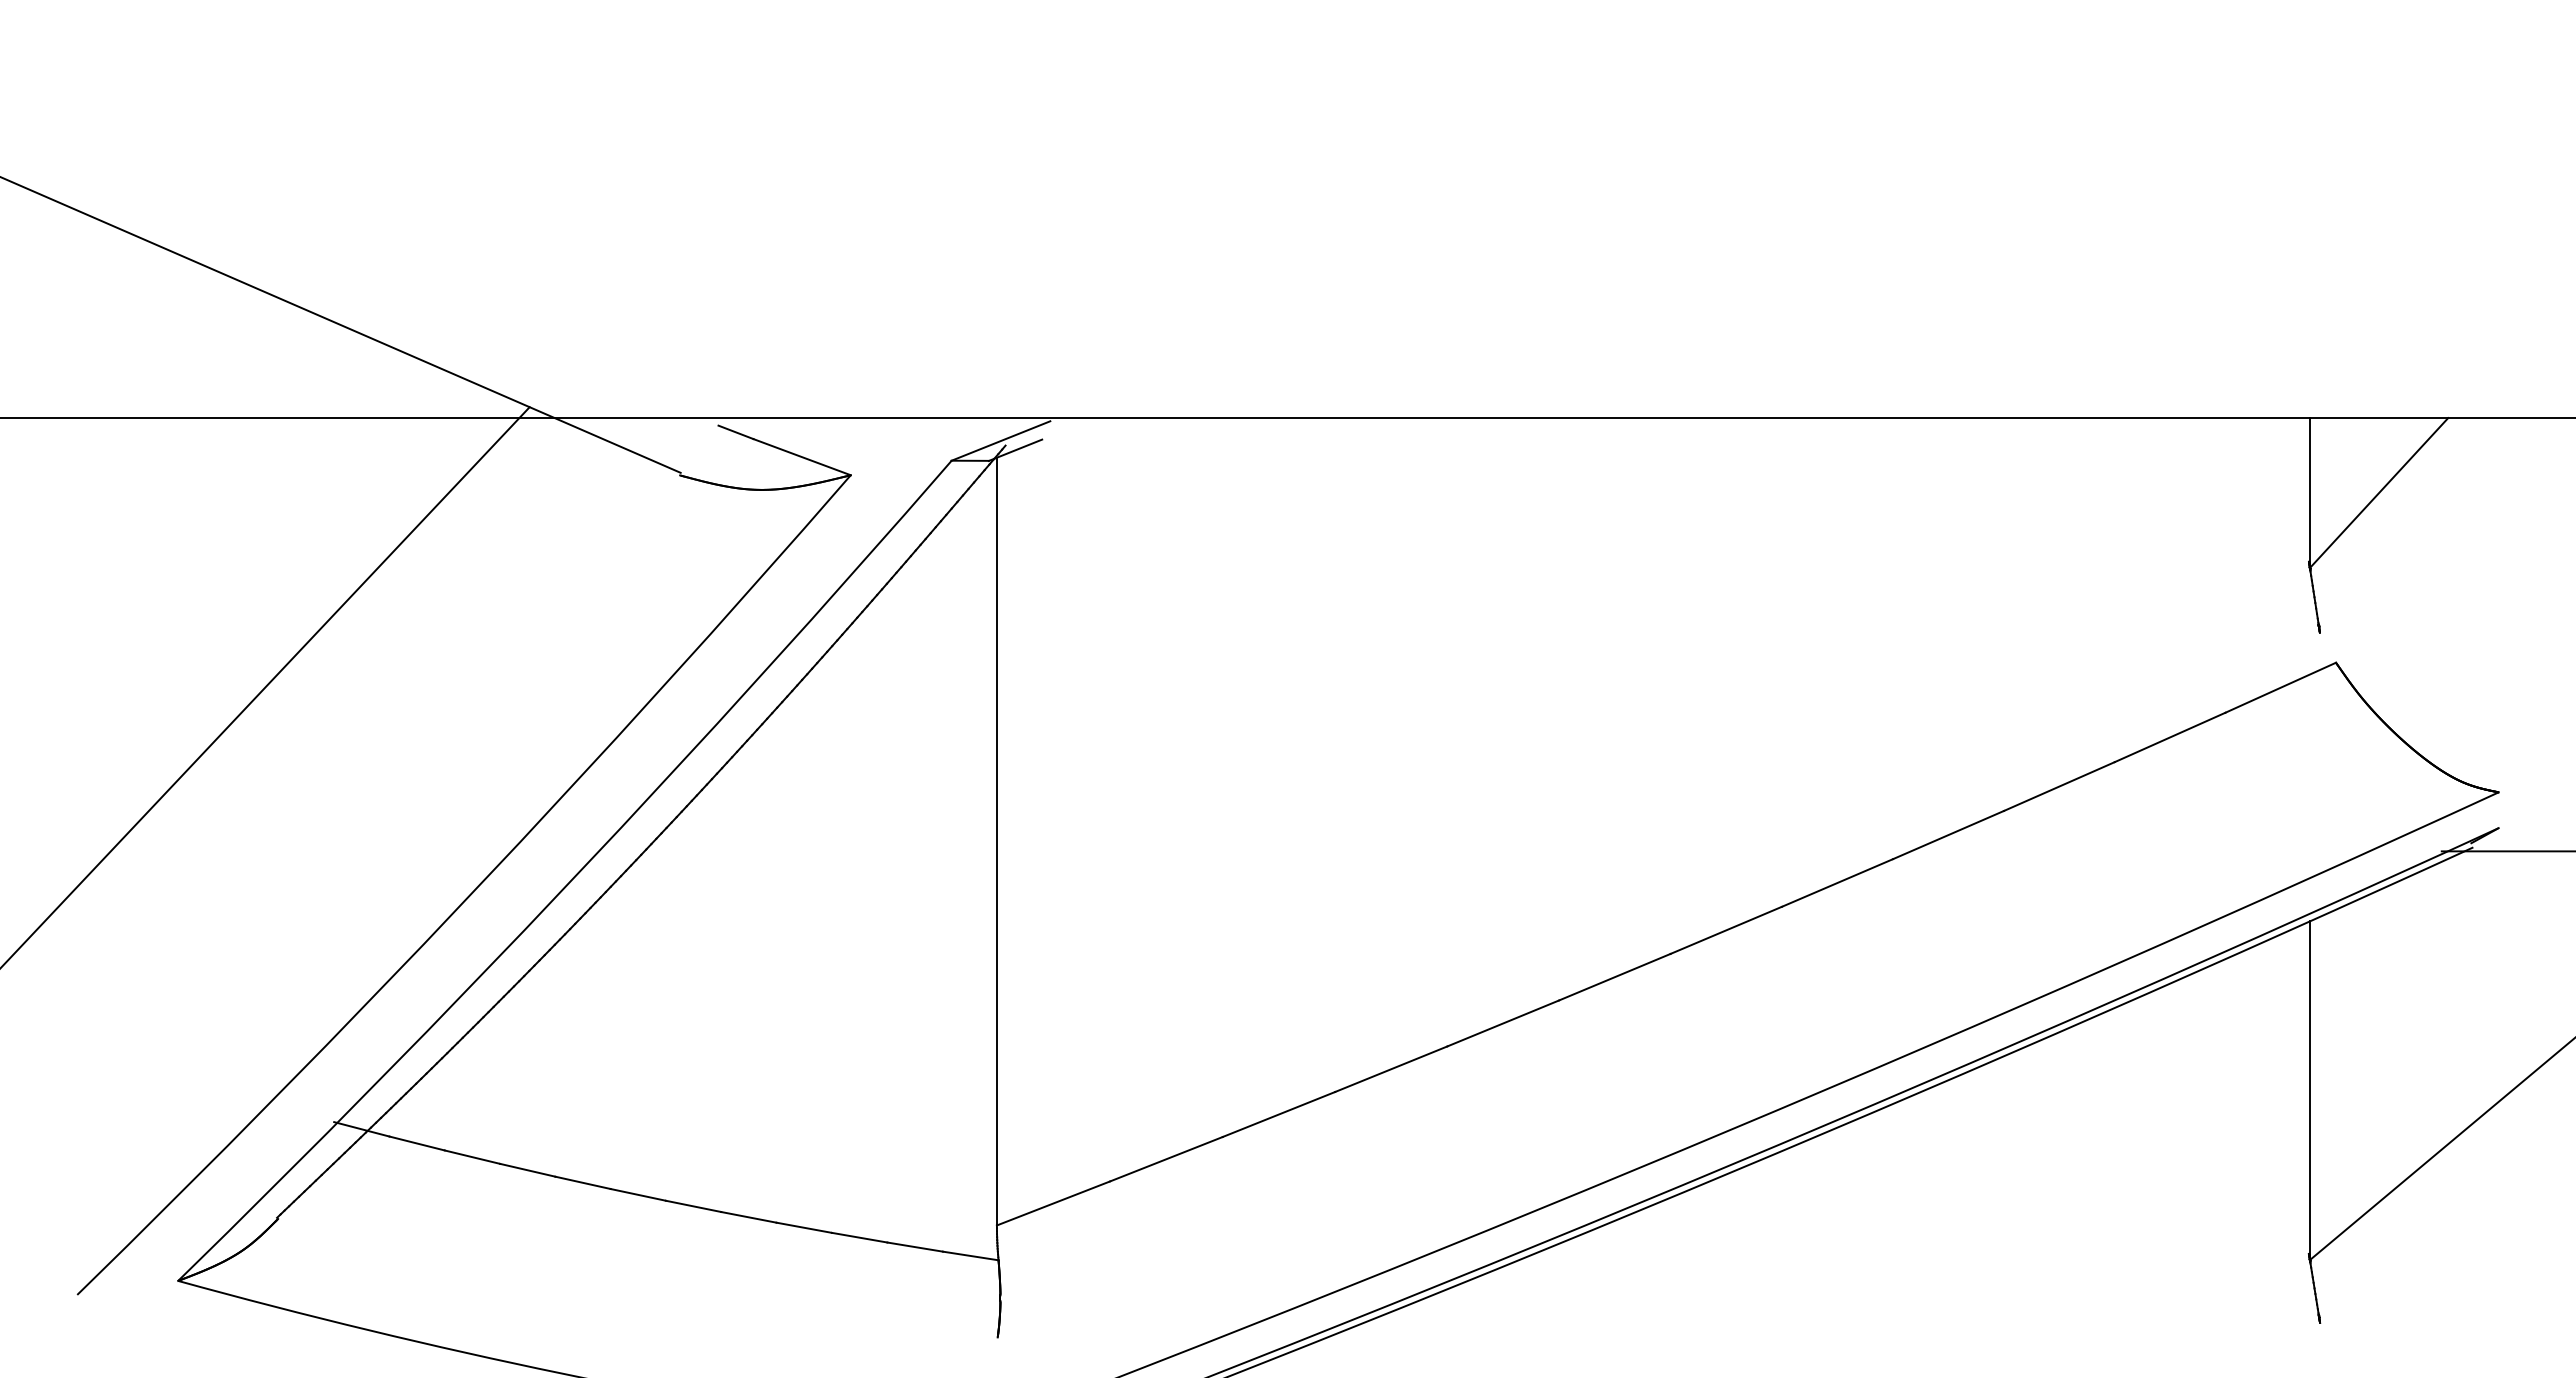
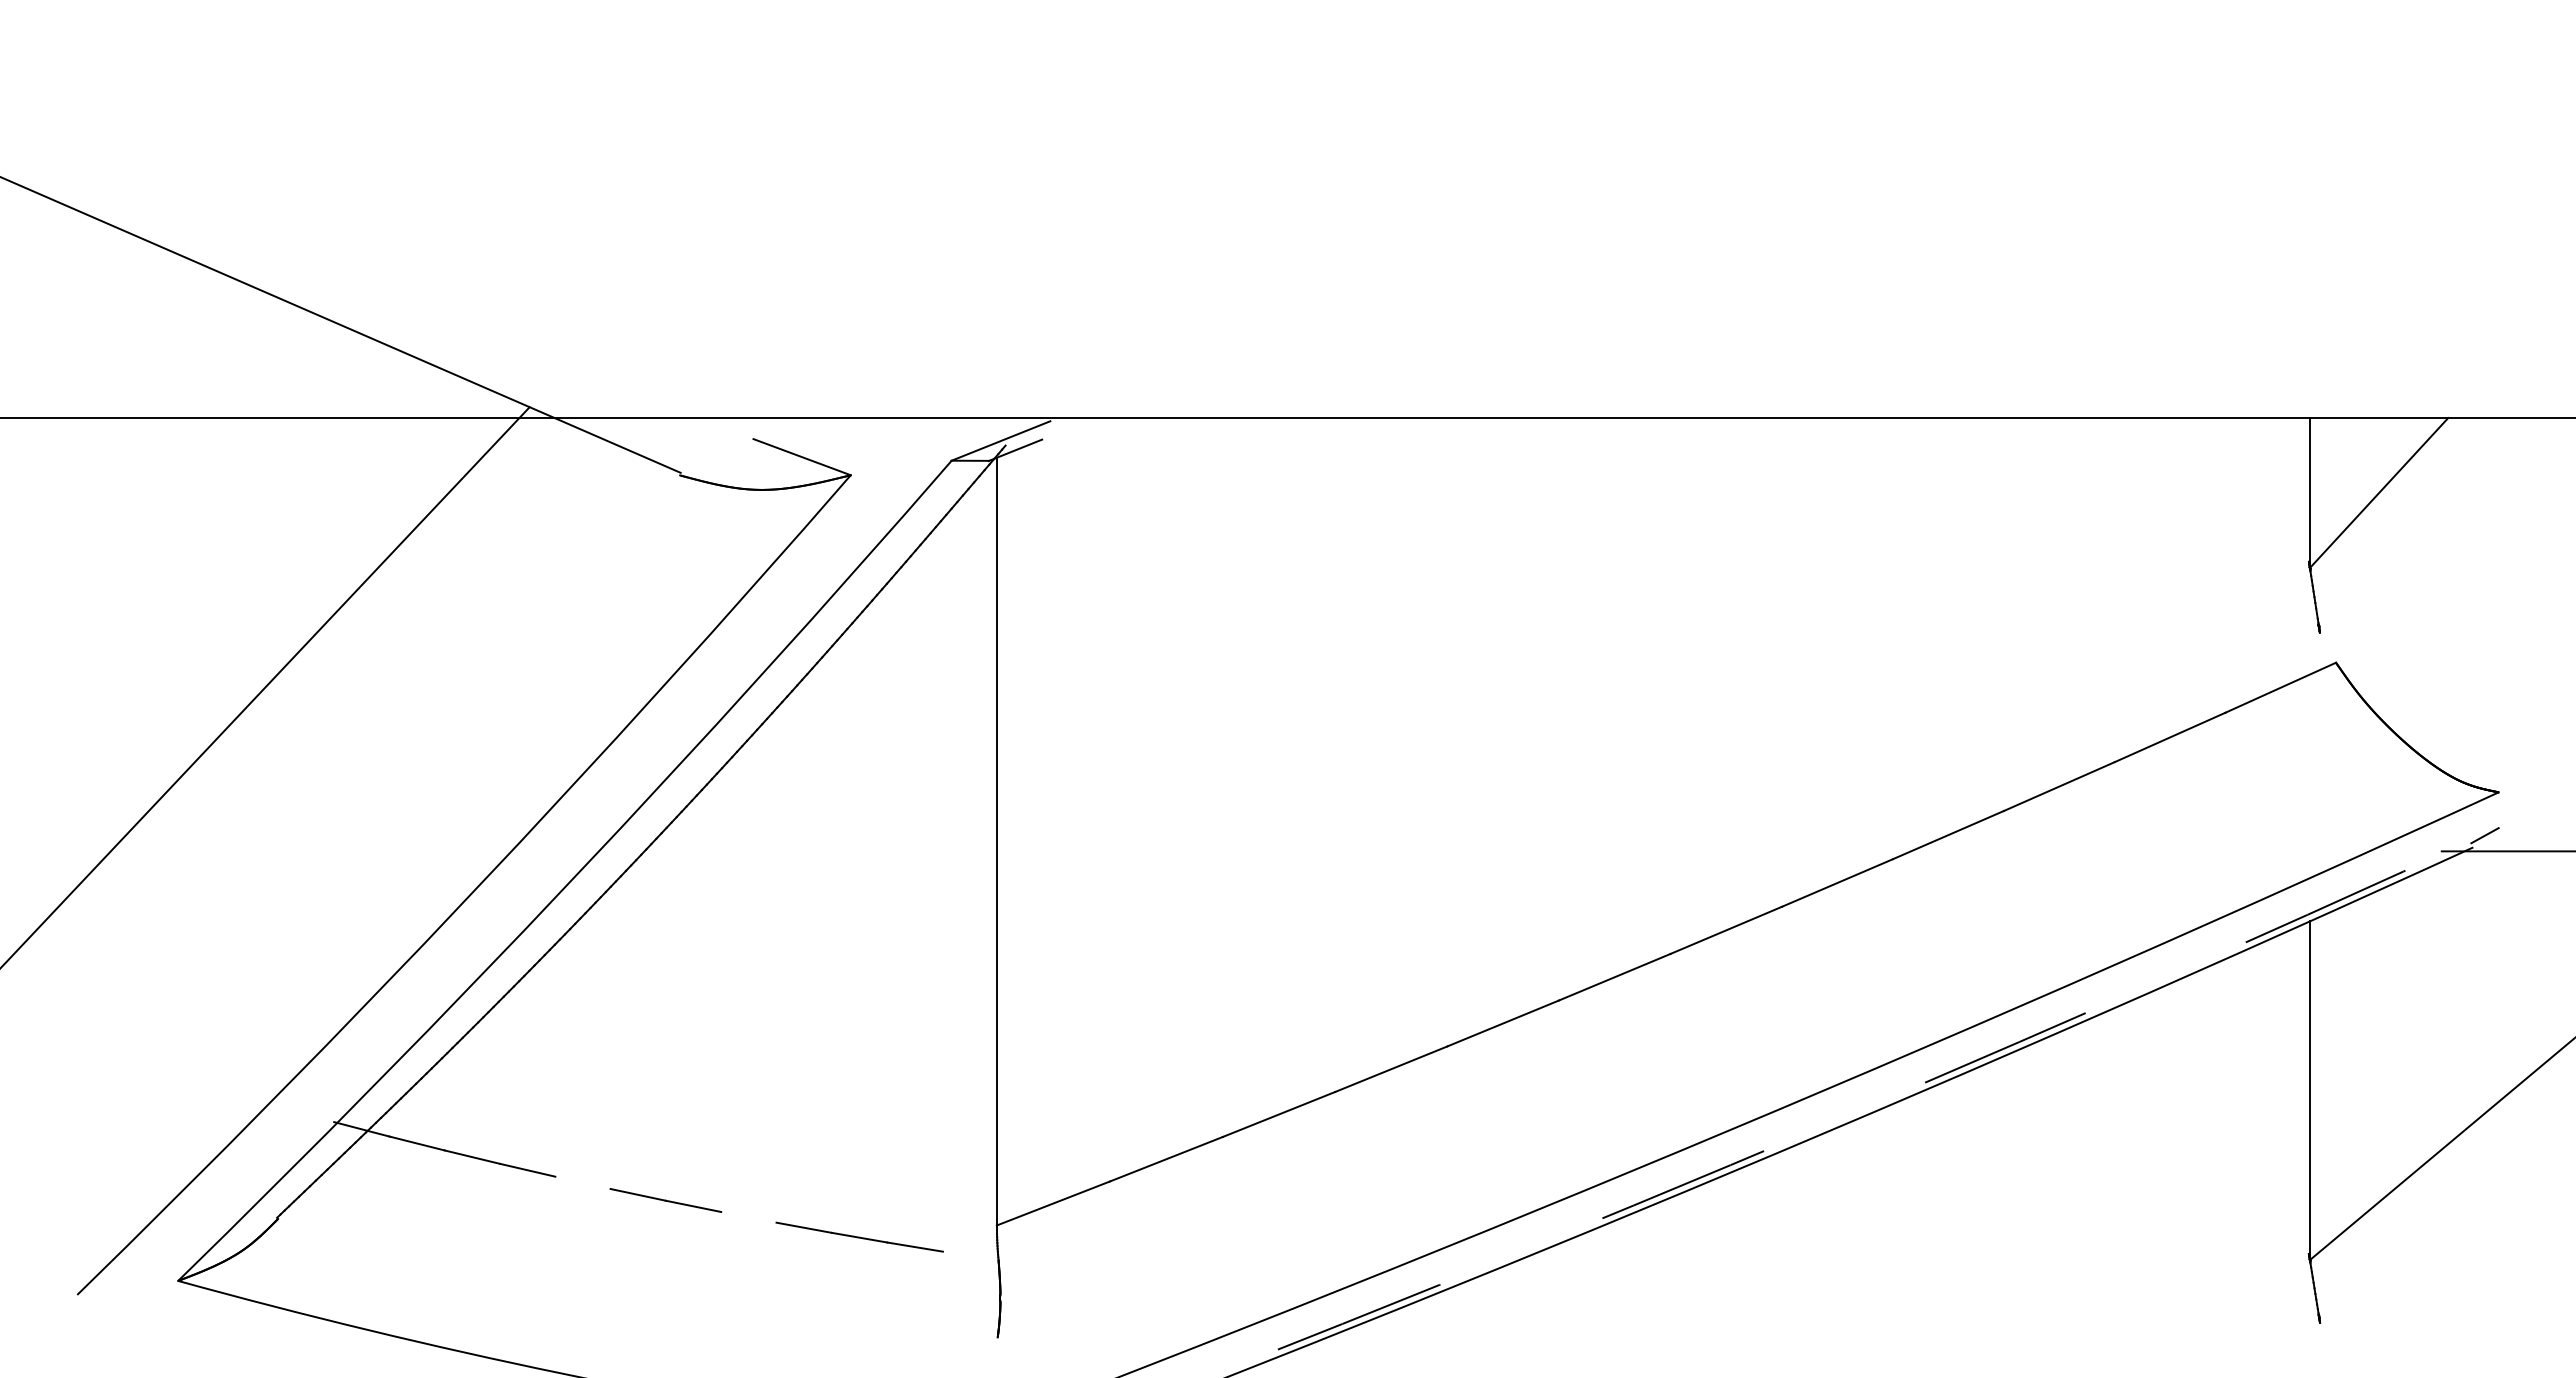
line: present -> none (735, 432)
arc: solid -> dashed (1855, 1112)
line: present -> none (582, 1182)
line: present -> none (748, 1216)
line: present -> none (970, 1255)
